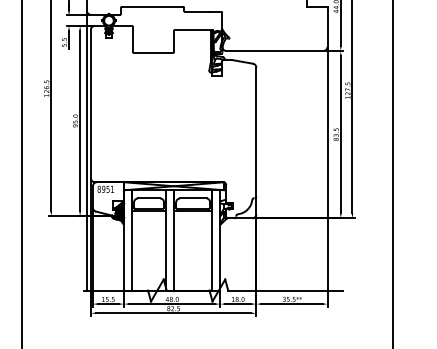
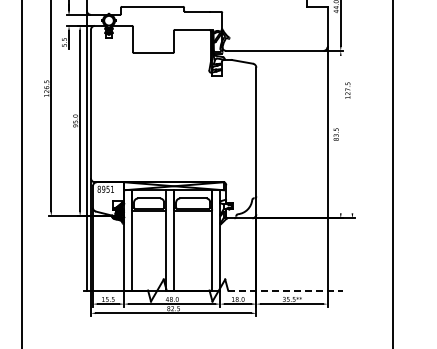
line: present -> none (352, 107)
line: present -> none (340, 134)
line: solid -> dashed (285, 290)
